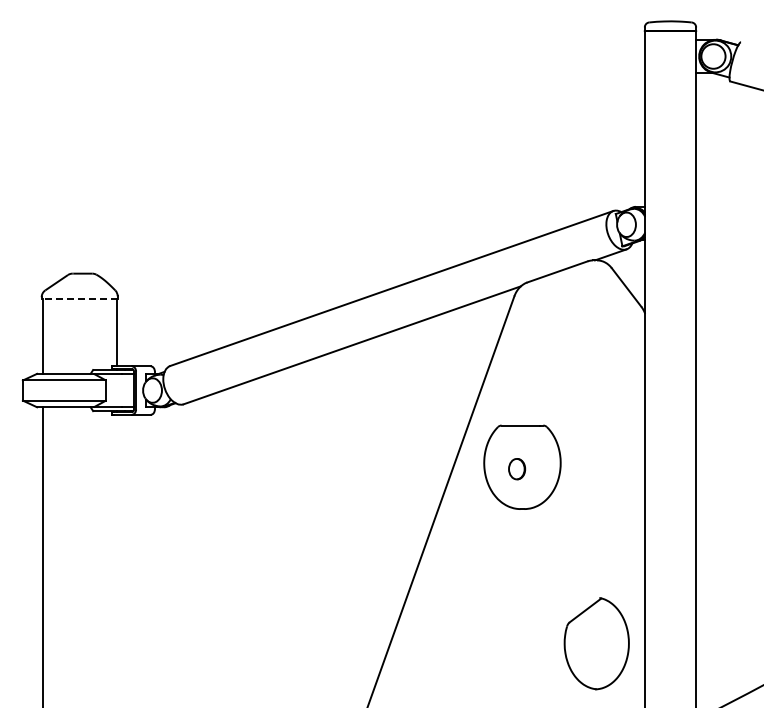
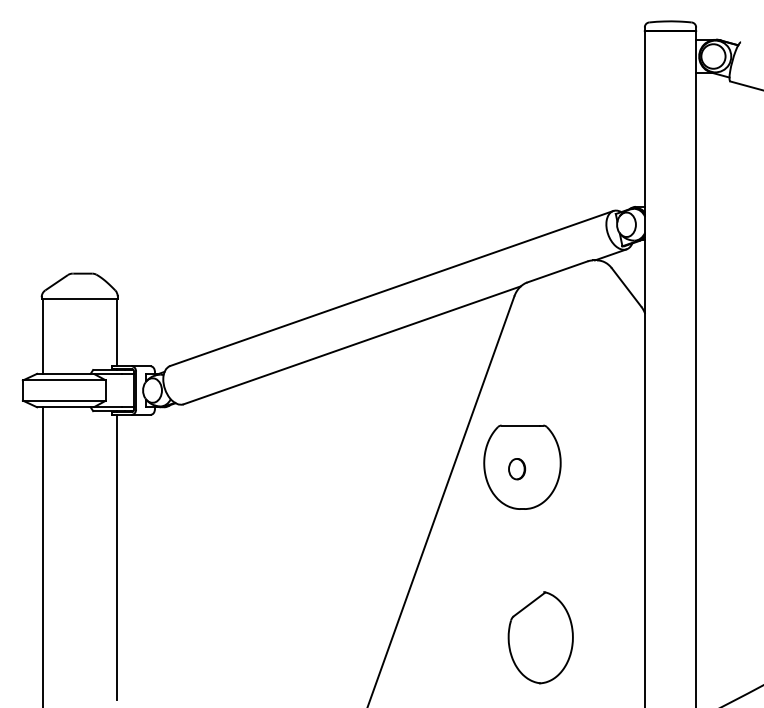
line: dashed -> solid (79, 298)
line: none -> present (116, 557)
part position: (596, 643) -> (540, 637) (540, 637)
